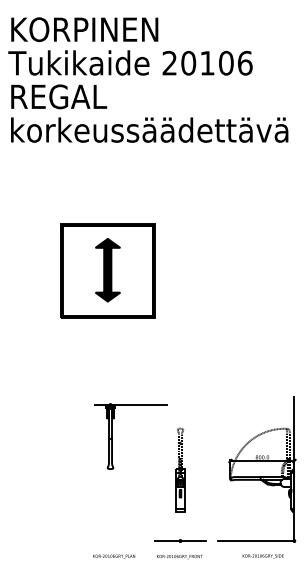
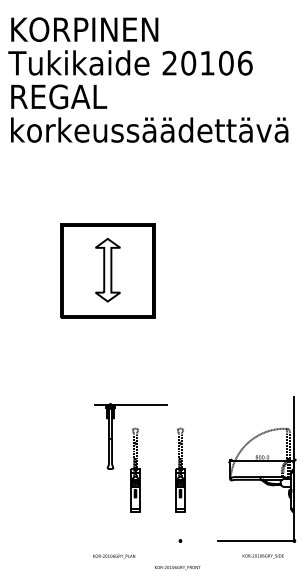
fill: present -> none (107, 269)
part: none -> present (135, 469)
line: present -> none (180, 541)
text position: (179, 557) -> (177, 568) (177, 568)
